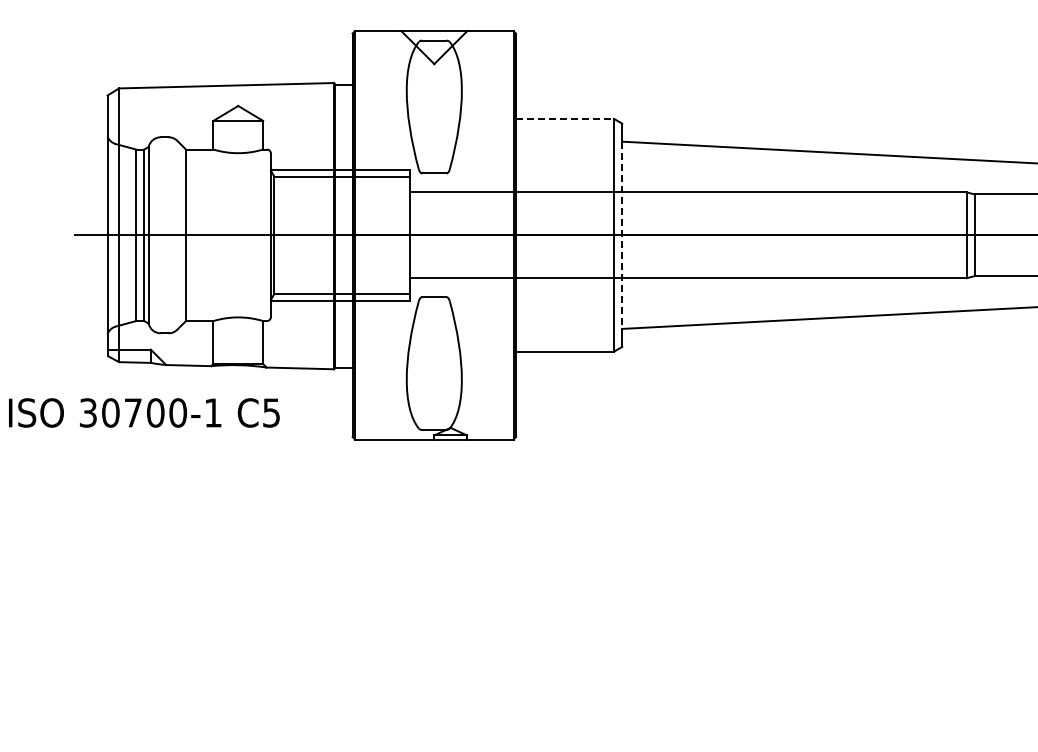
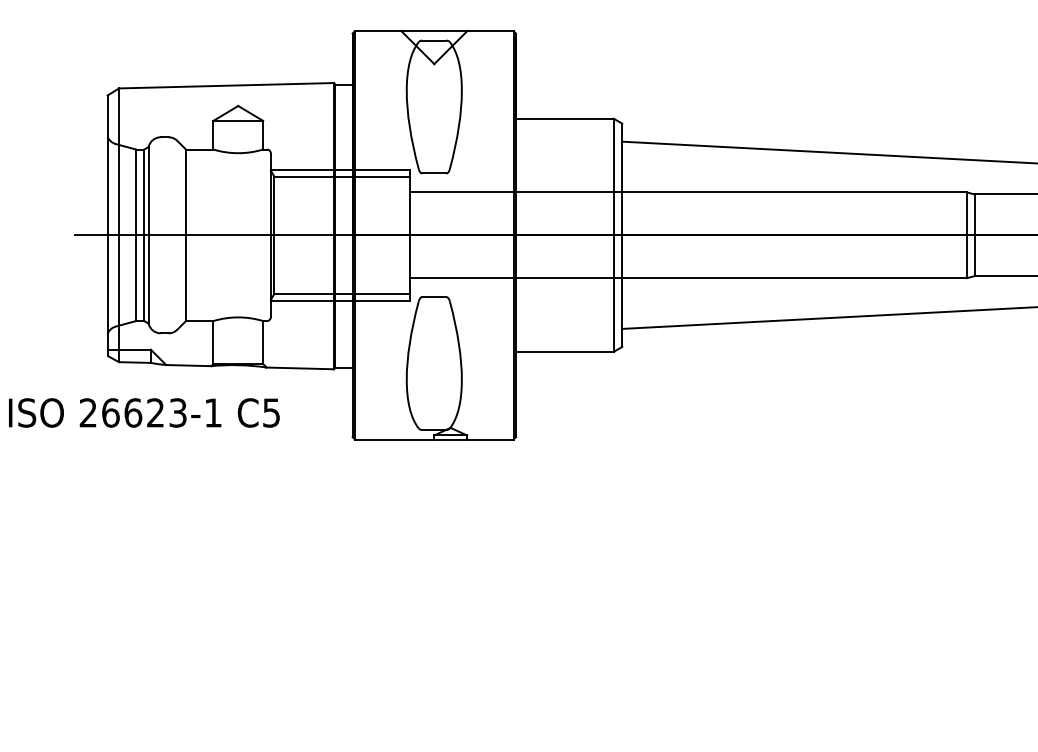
line: dashed -> solid (565, 118)
line: dashed -> solid (622, 235)
text: 30700-1 -> 26623-1 (133, 412)
